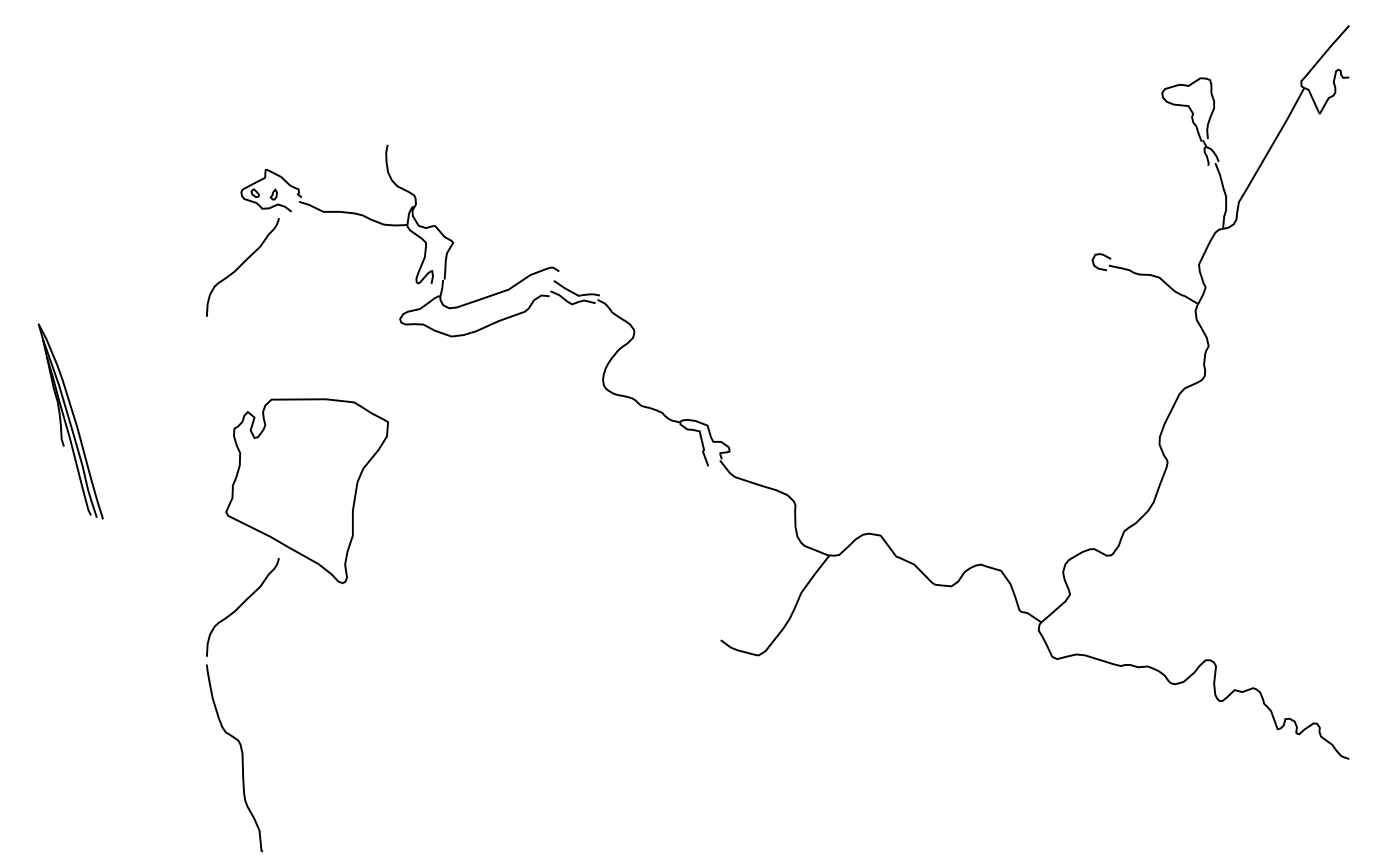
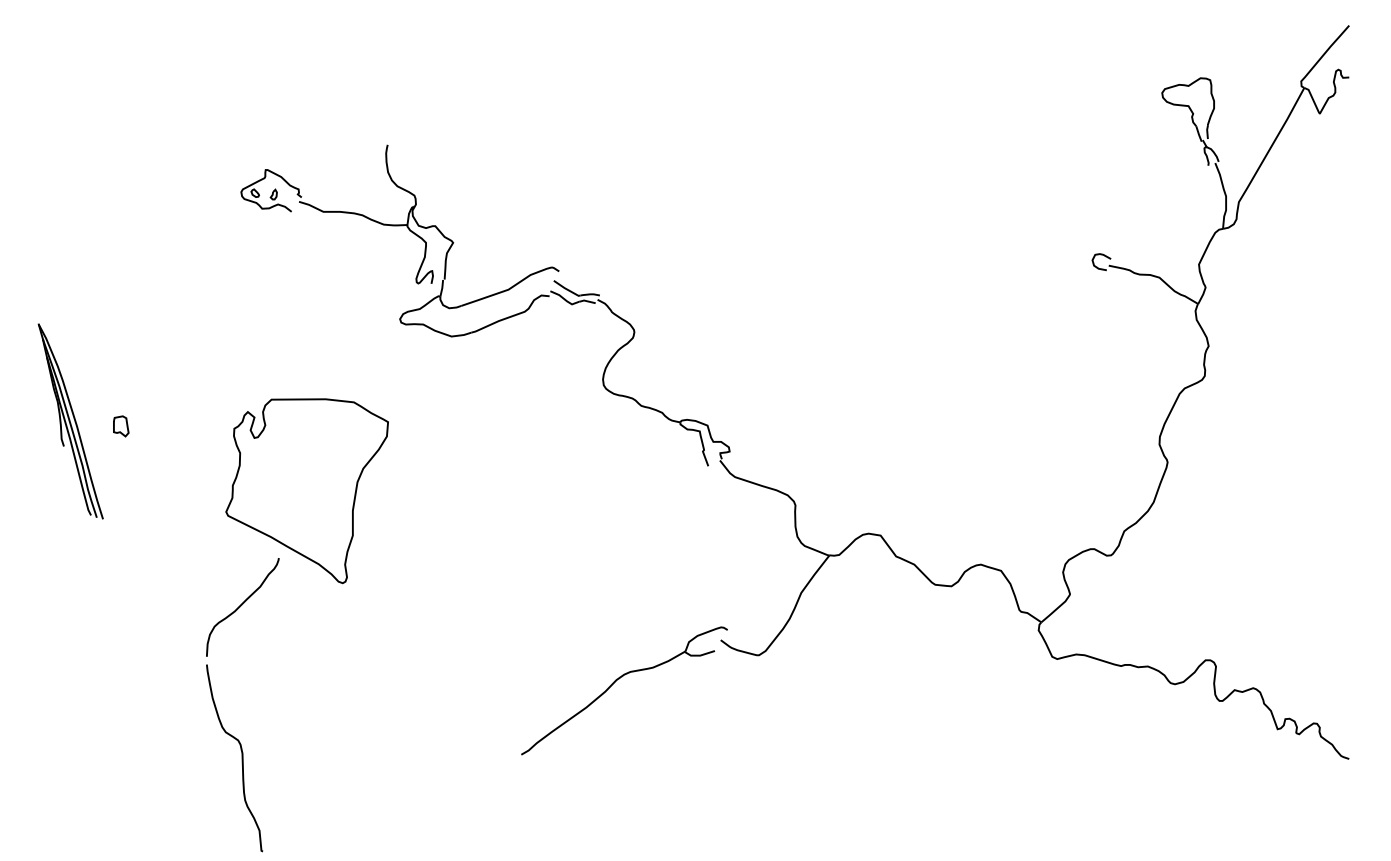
curve: present -> none (241, 266)
part: none -> present (121, 426)
part: none -> present (616, 681)
